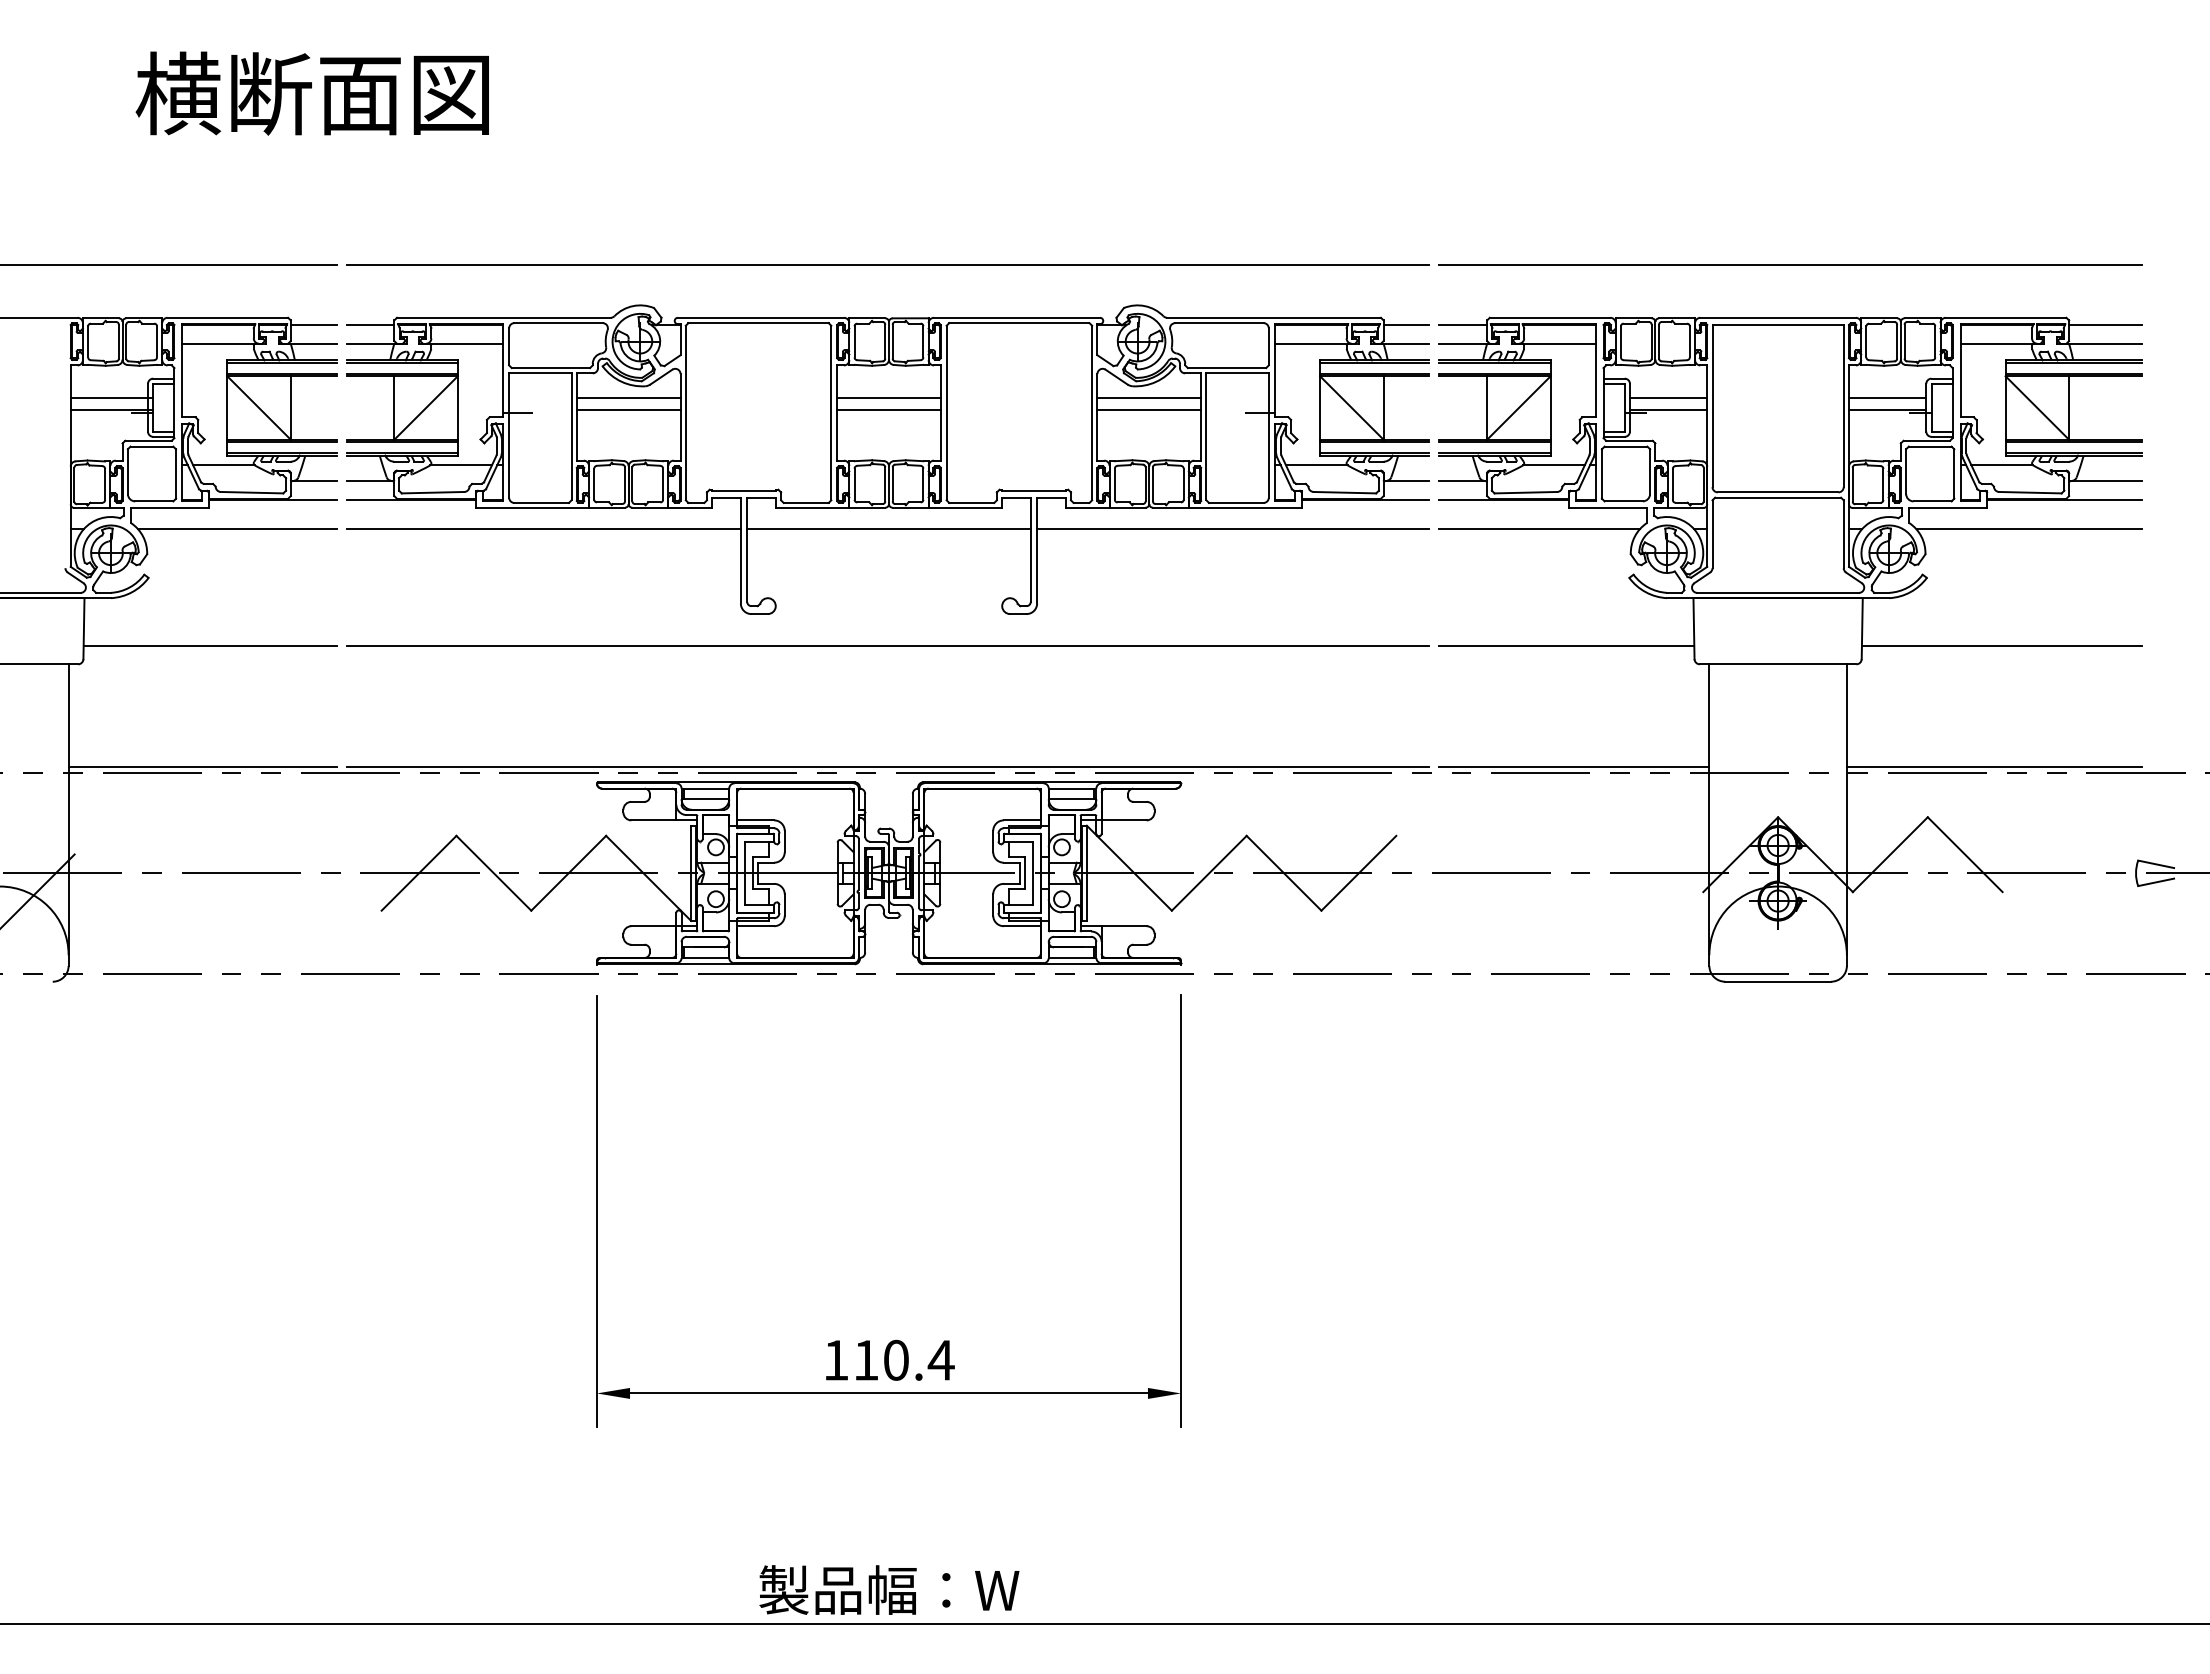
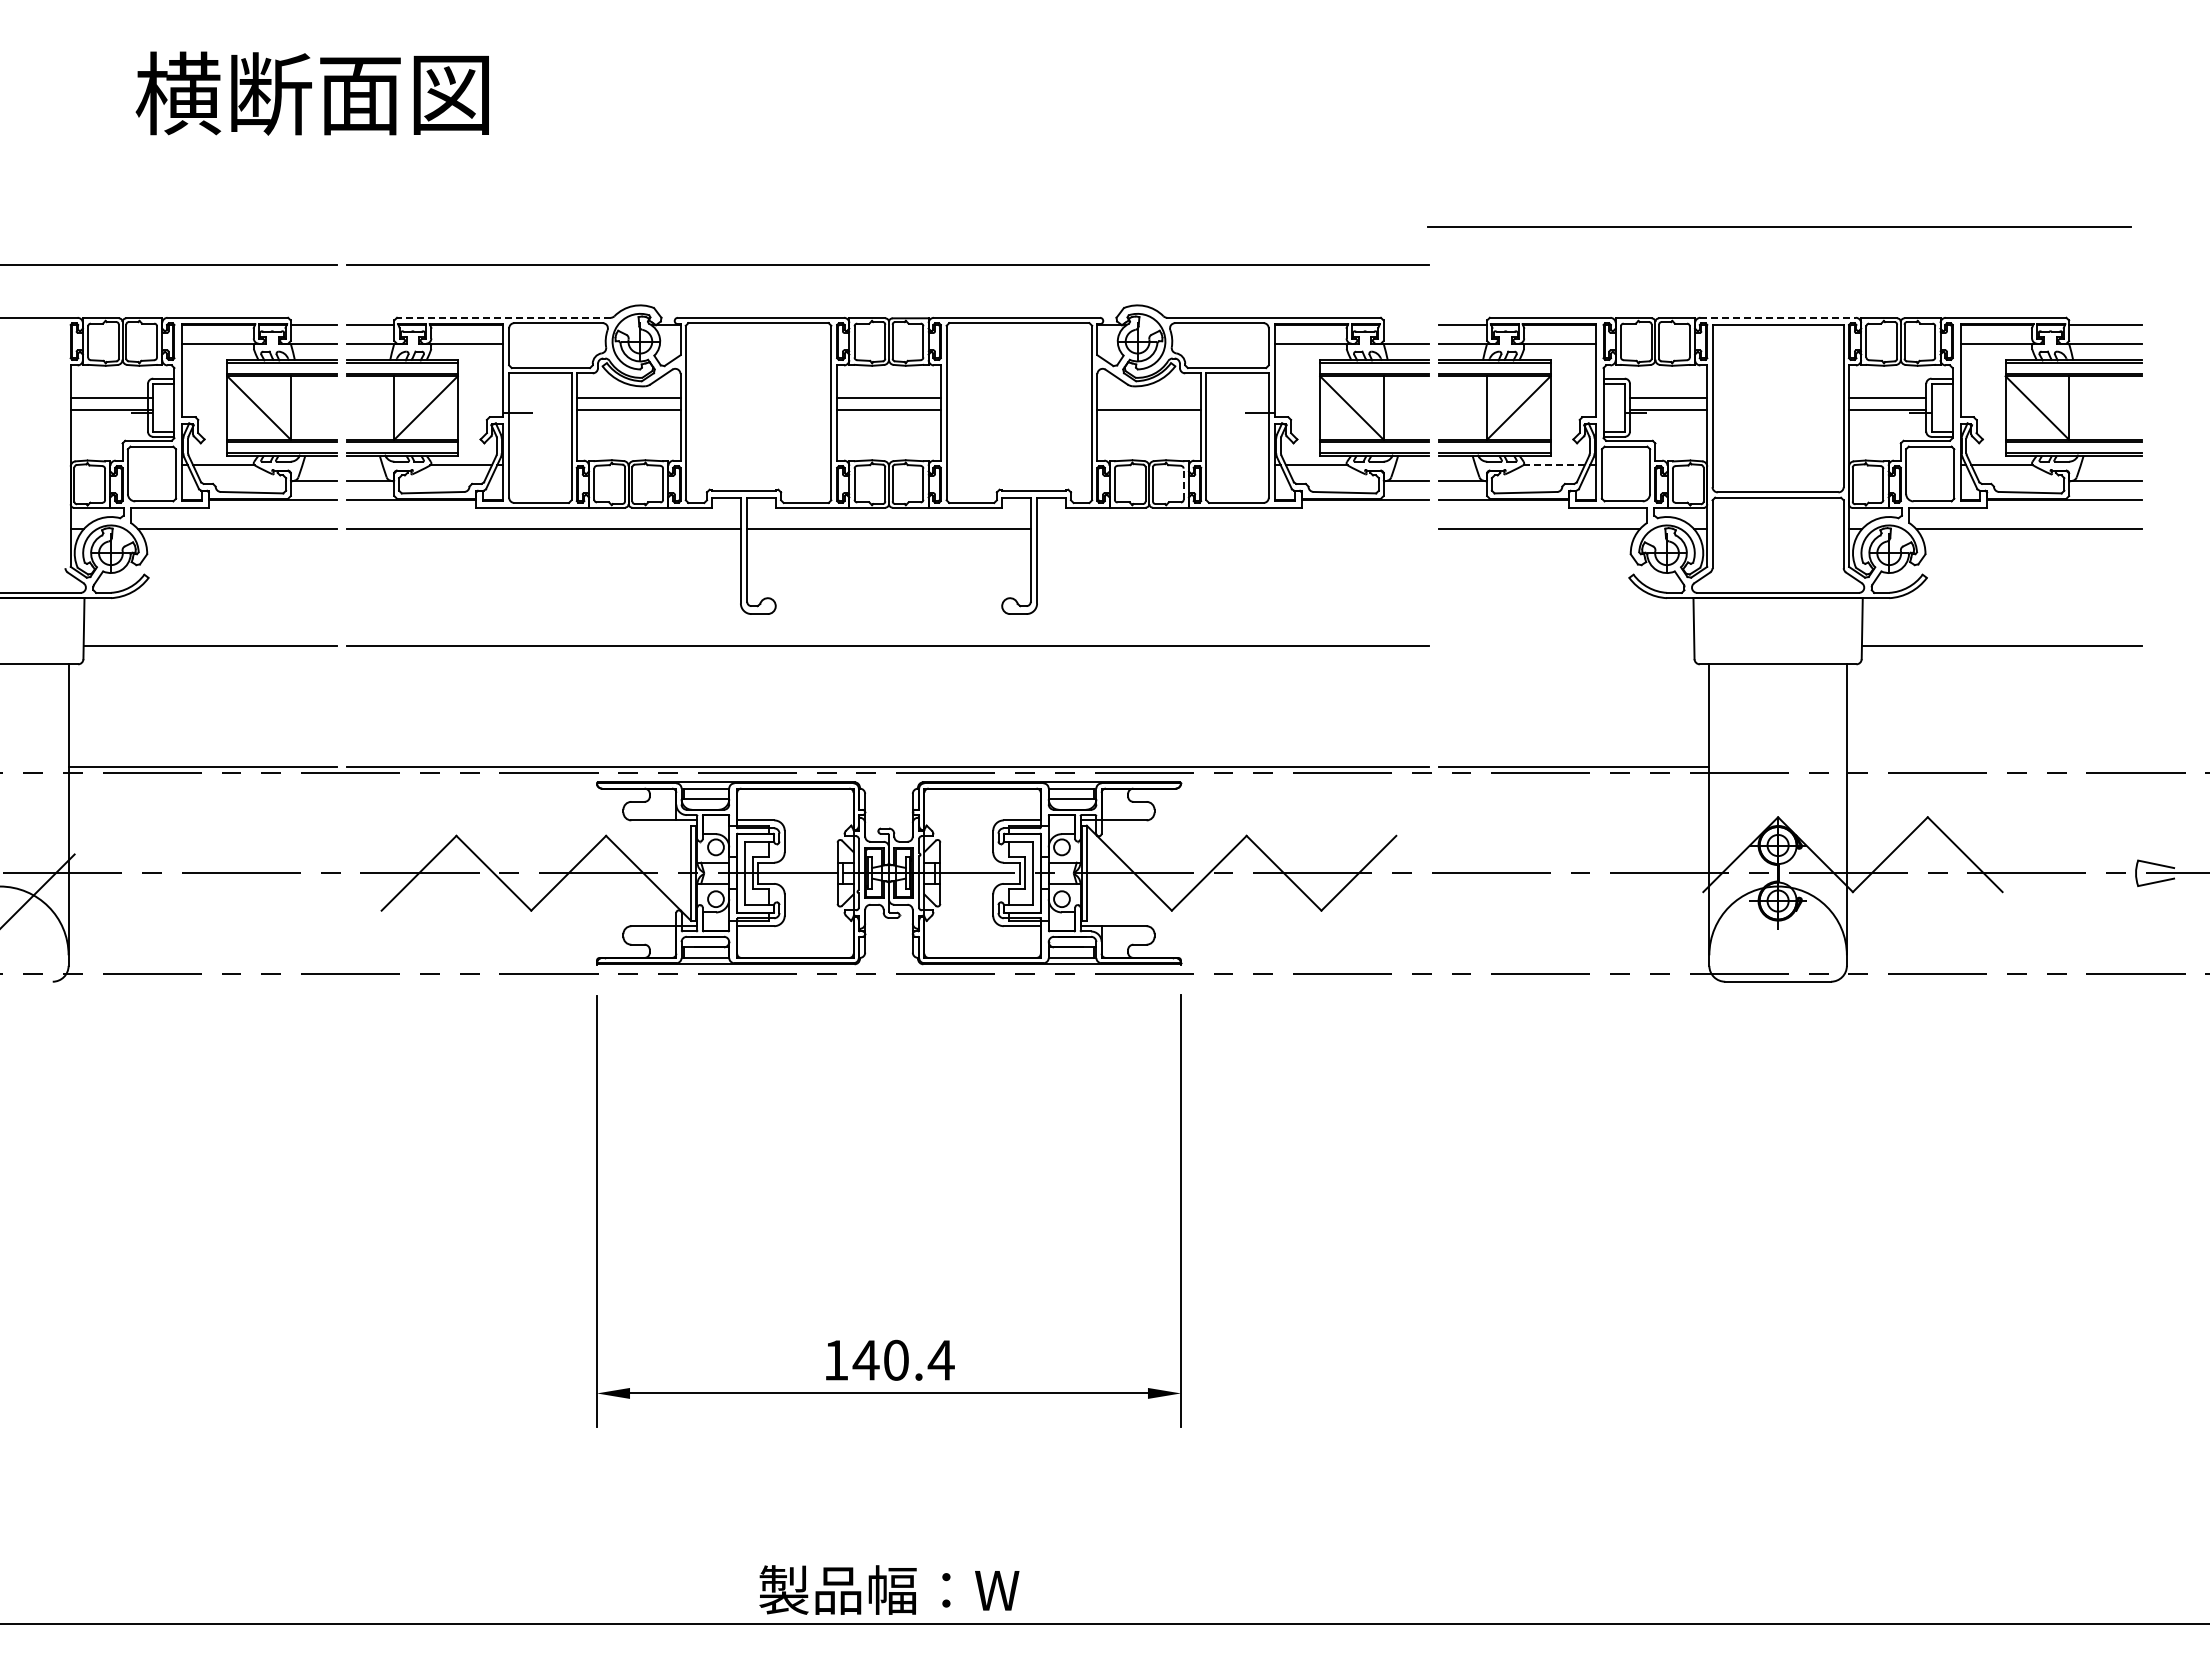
line position: (1790, 264) -> (1779, 226) (1779, 226)
line: solid -> dashed (503, 317)
line: solid -> dashed (1778, 317)
line: present -> none (1405, 325)
line: present -> none (1149, 398)
line: solid -> dashed (1553, 465)
line: solid -> dashed (1183, 484)
line: present -> none (1232, 529)
line: present -> none (1566, 645)
line: present -> none (1993, 767)
text: 110.4 -> 140.4 (865, 1360)
